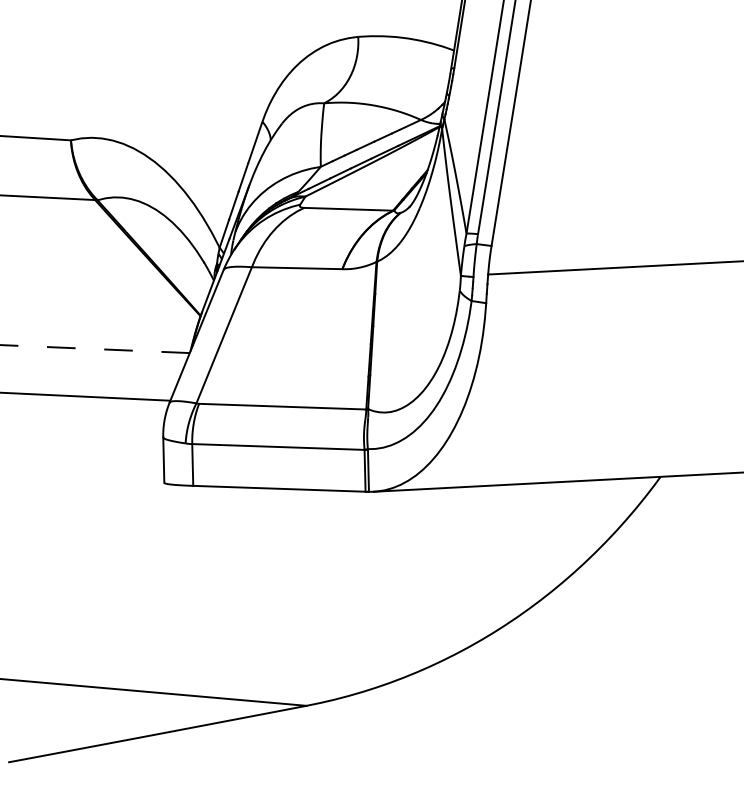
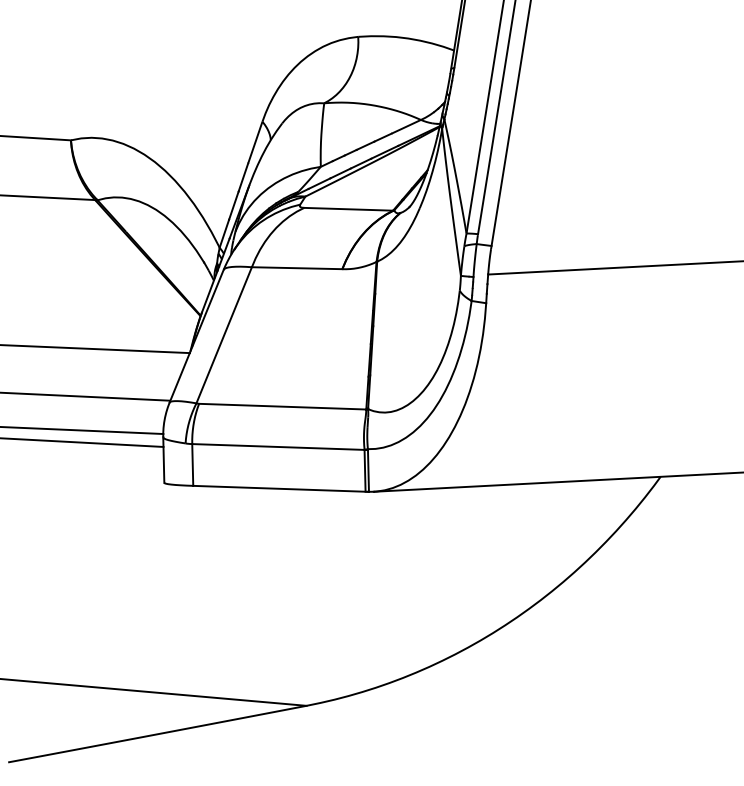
line: dashed -> solid (95, 349)
line: none -> present (82, 430)
line: none -> present (82, 442)
